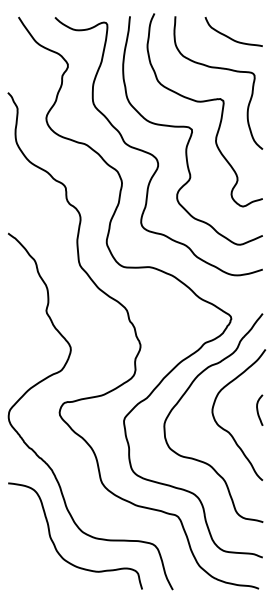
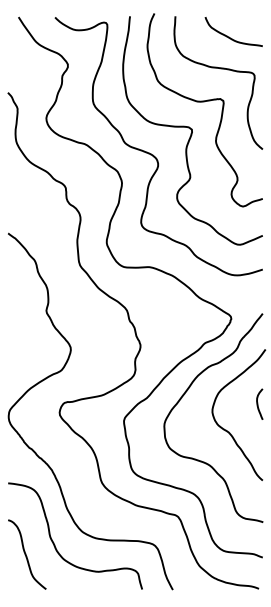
curve position: (258, 409) -> (258, 403) (258, 403)
curve: none -> present (26, 554)
